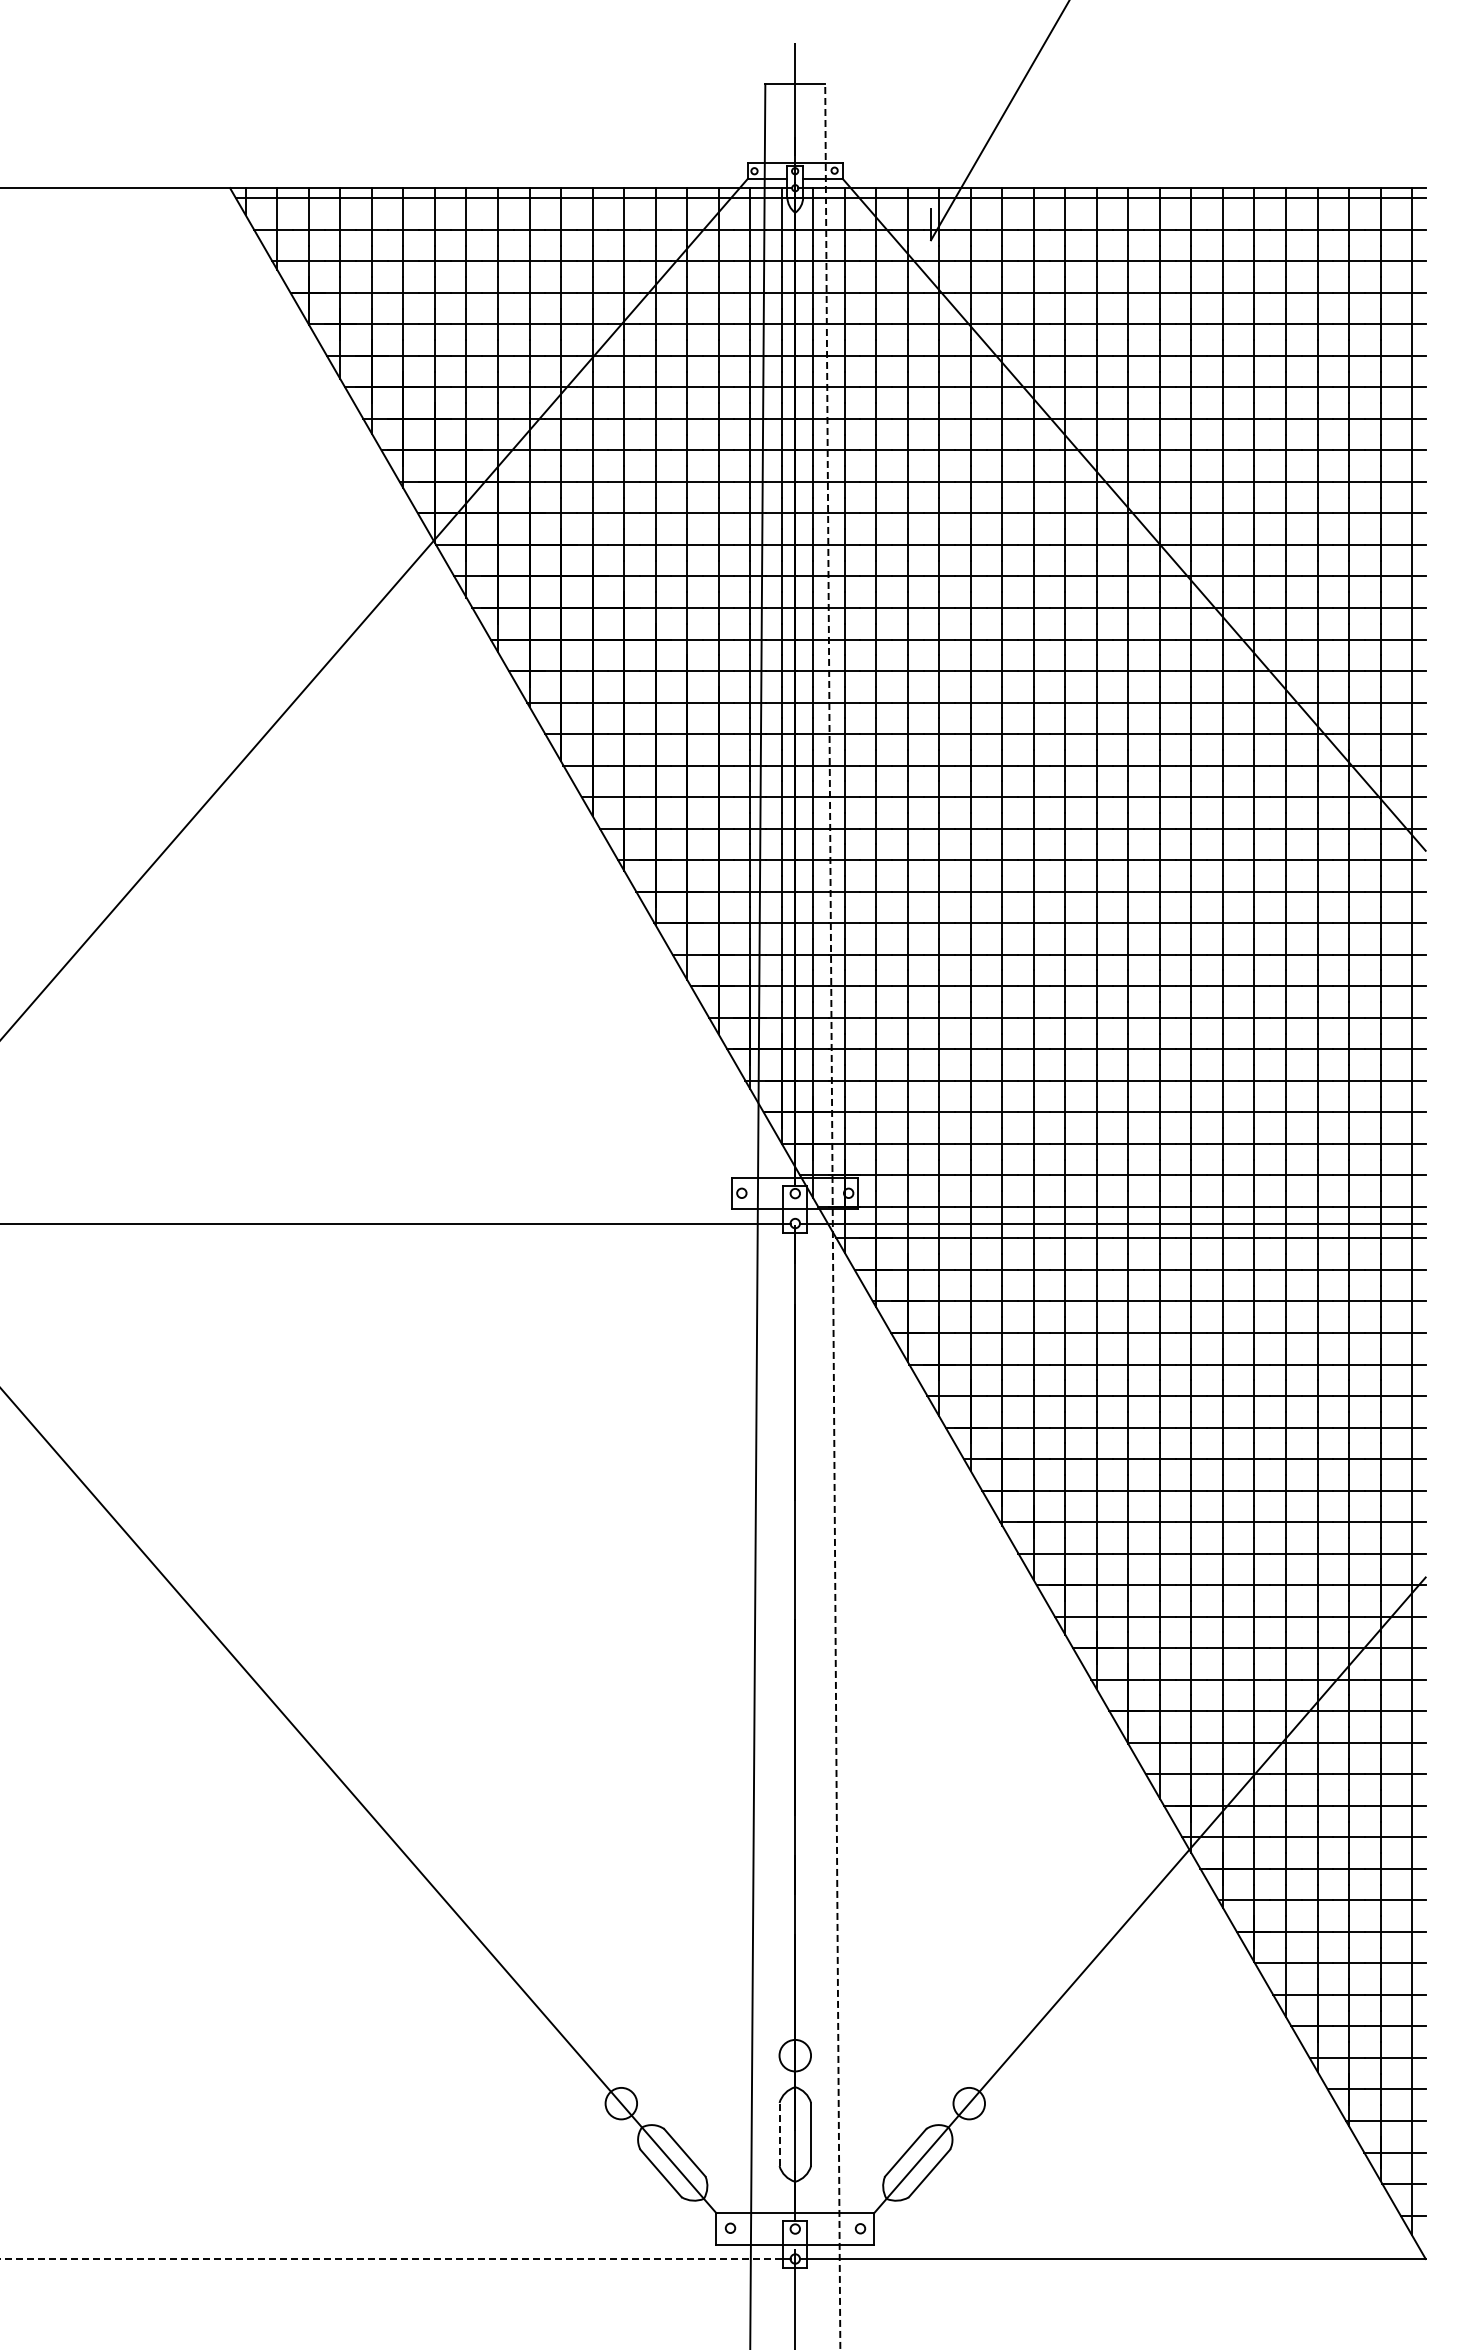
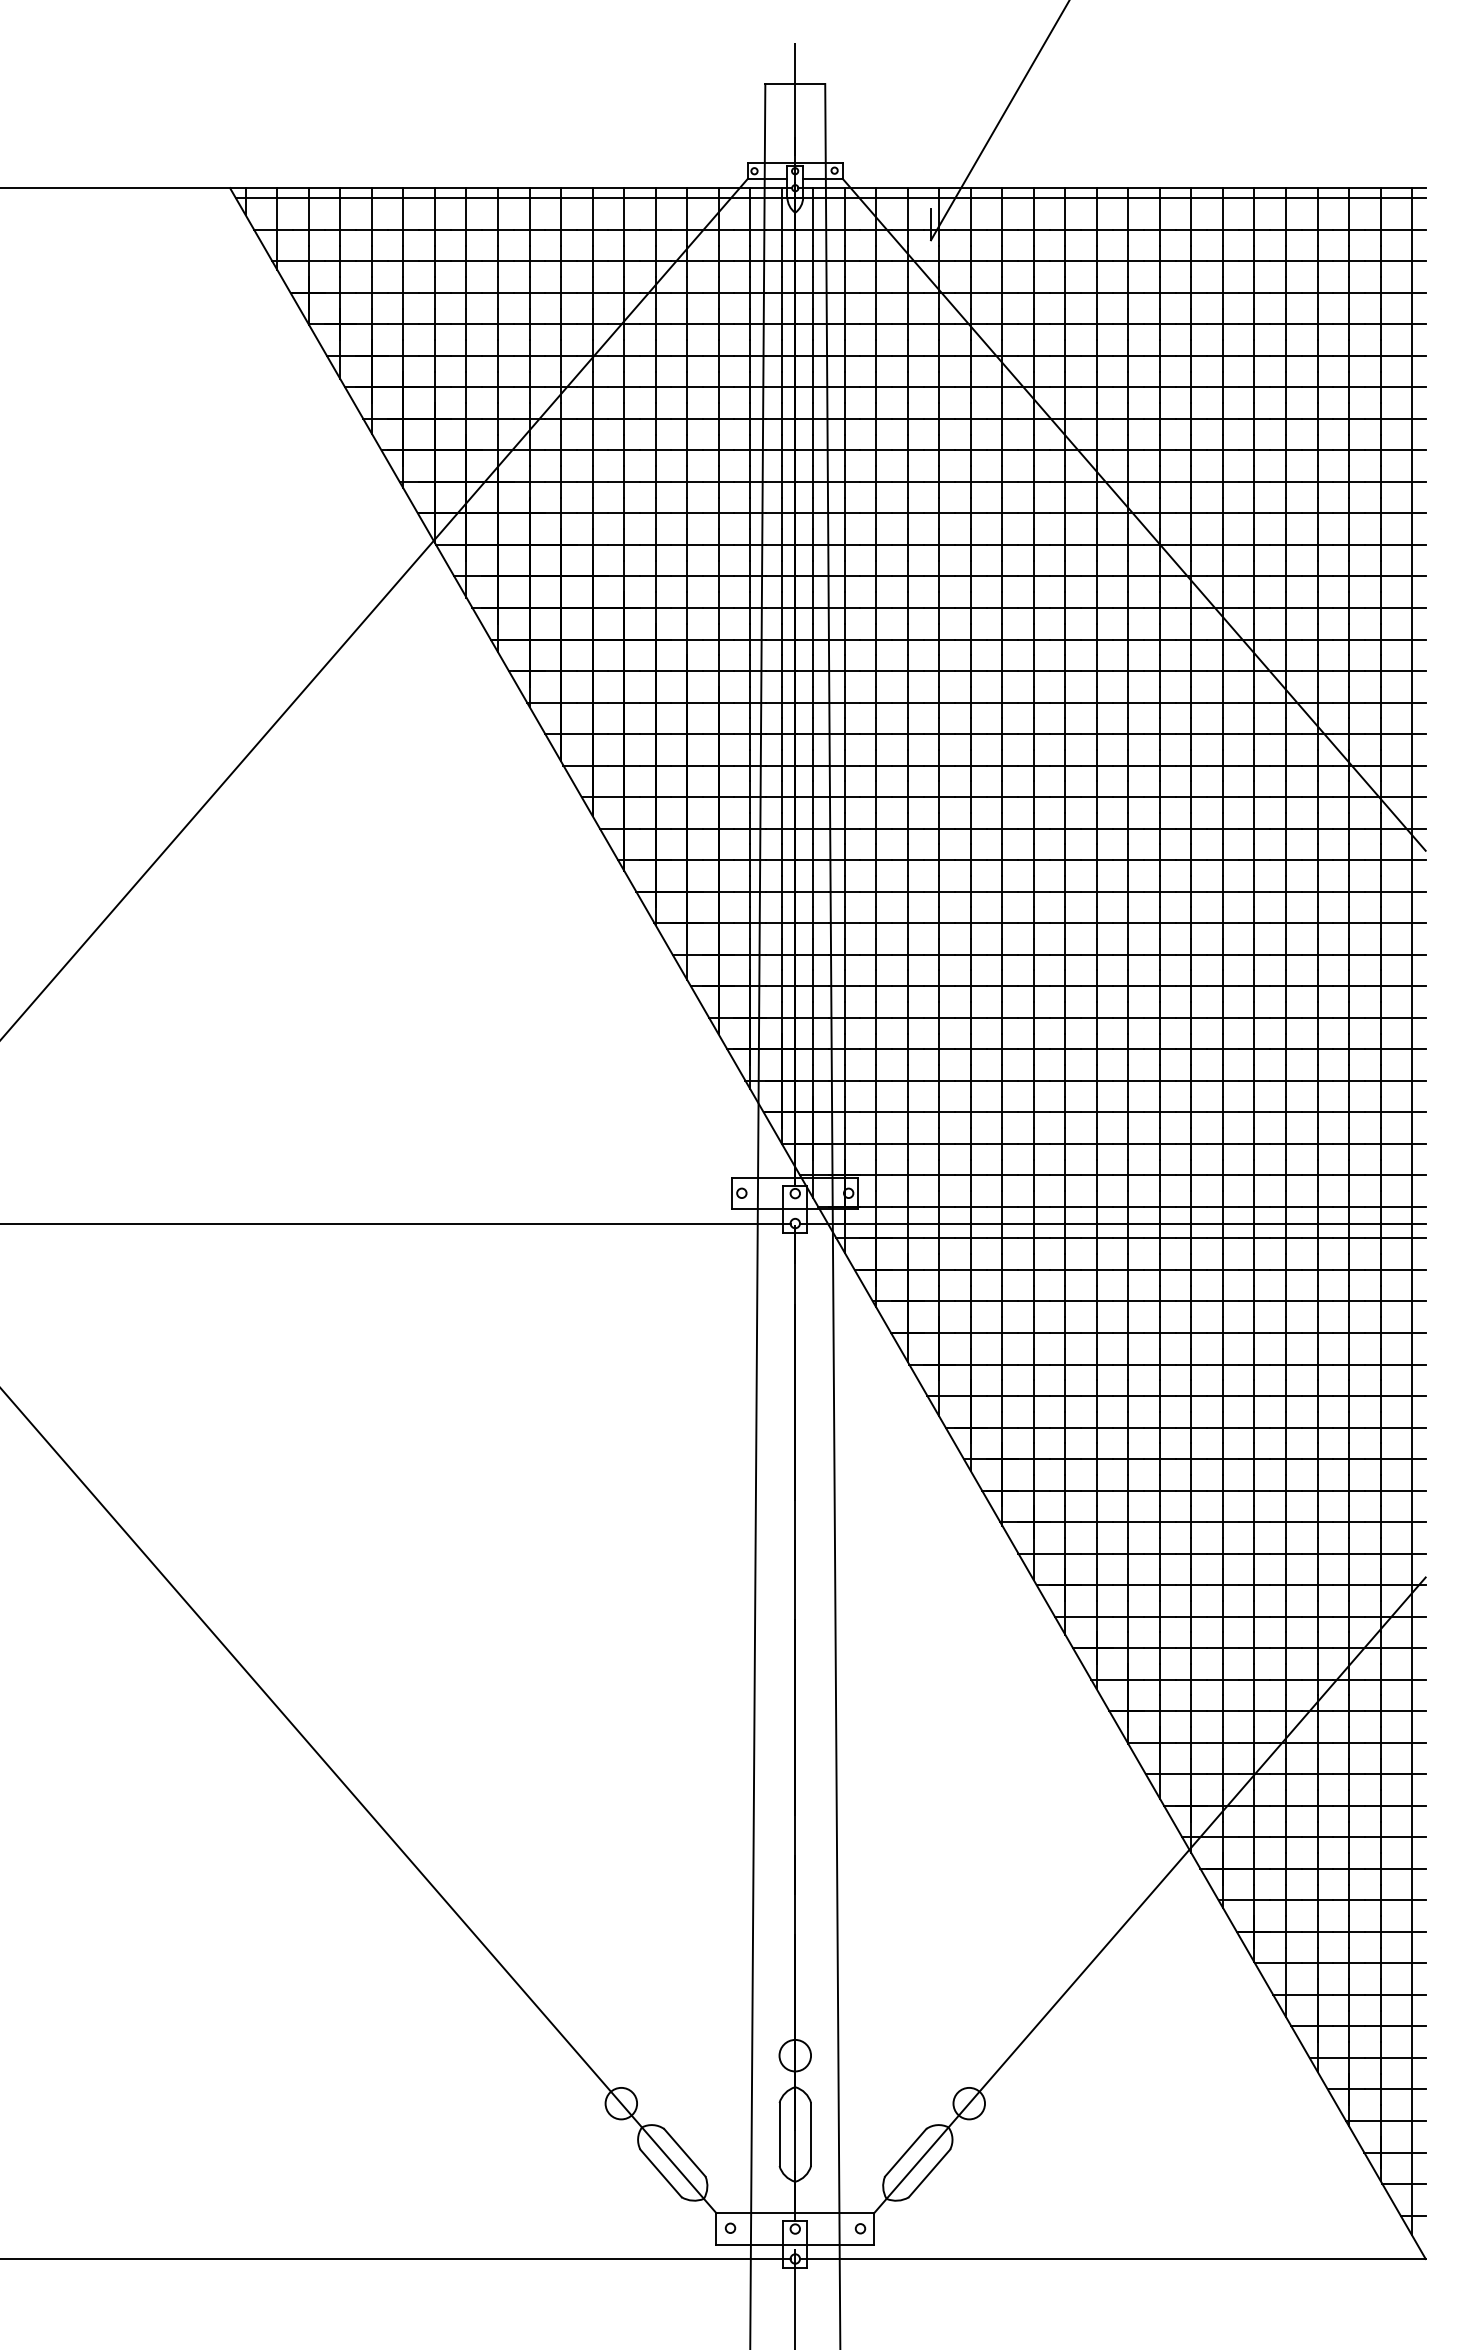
line: dashed -> solid (832, 1217)
line: dashed -> solid (779, 2134)
line: dashed -> solid (392, 2259)
